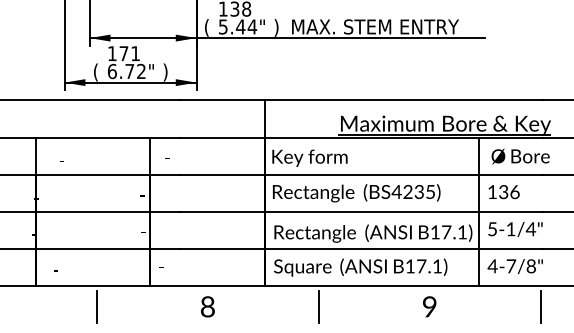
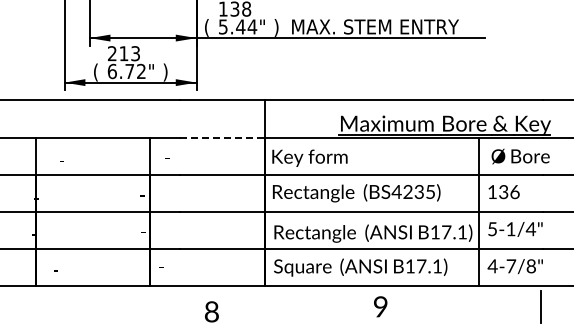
text: 171 -> 213 (123, 53)
line: solid -> dashed (222, 137)
line: present -> none (96, 306)
text position: (207, 306) -> (211, 311) (211, 311)
line: present -> none (318, 306)
text position: (429, 306) -> (380, 306) (380, 306)
